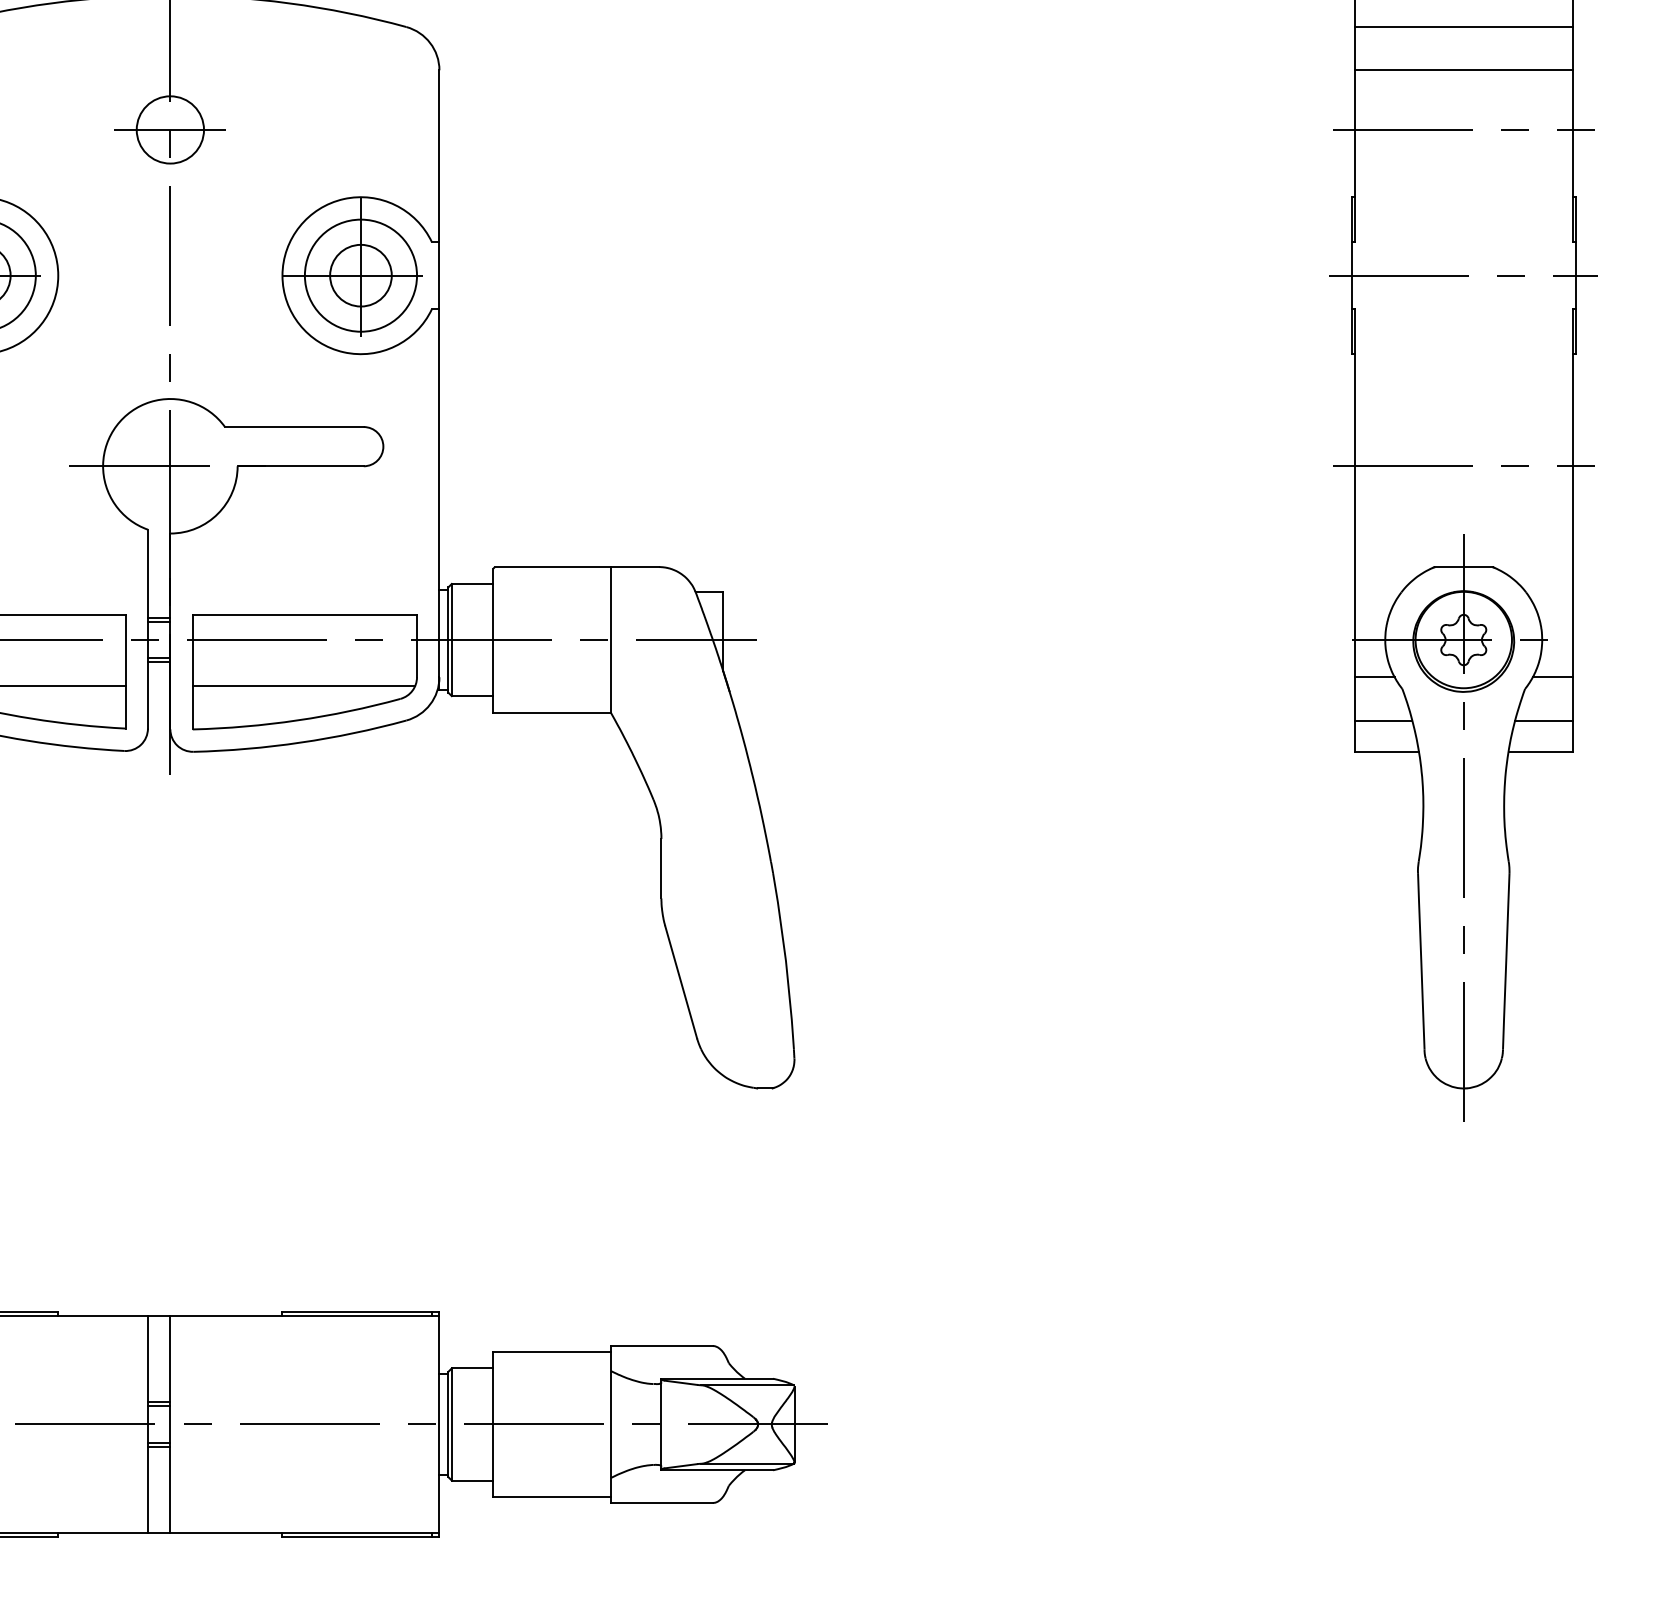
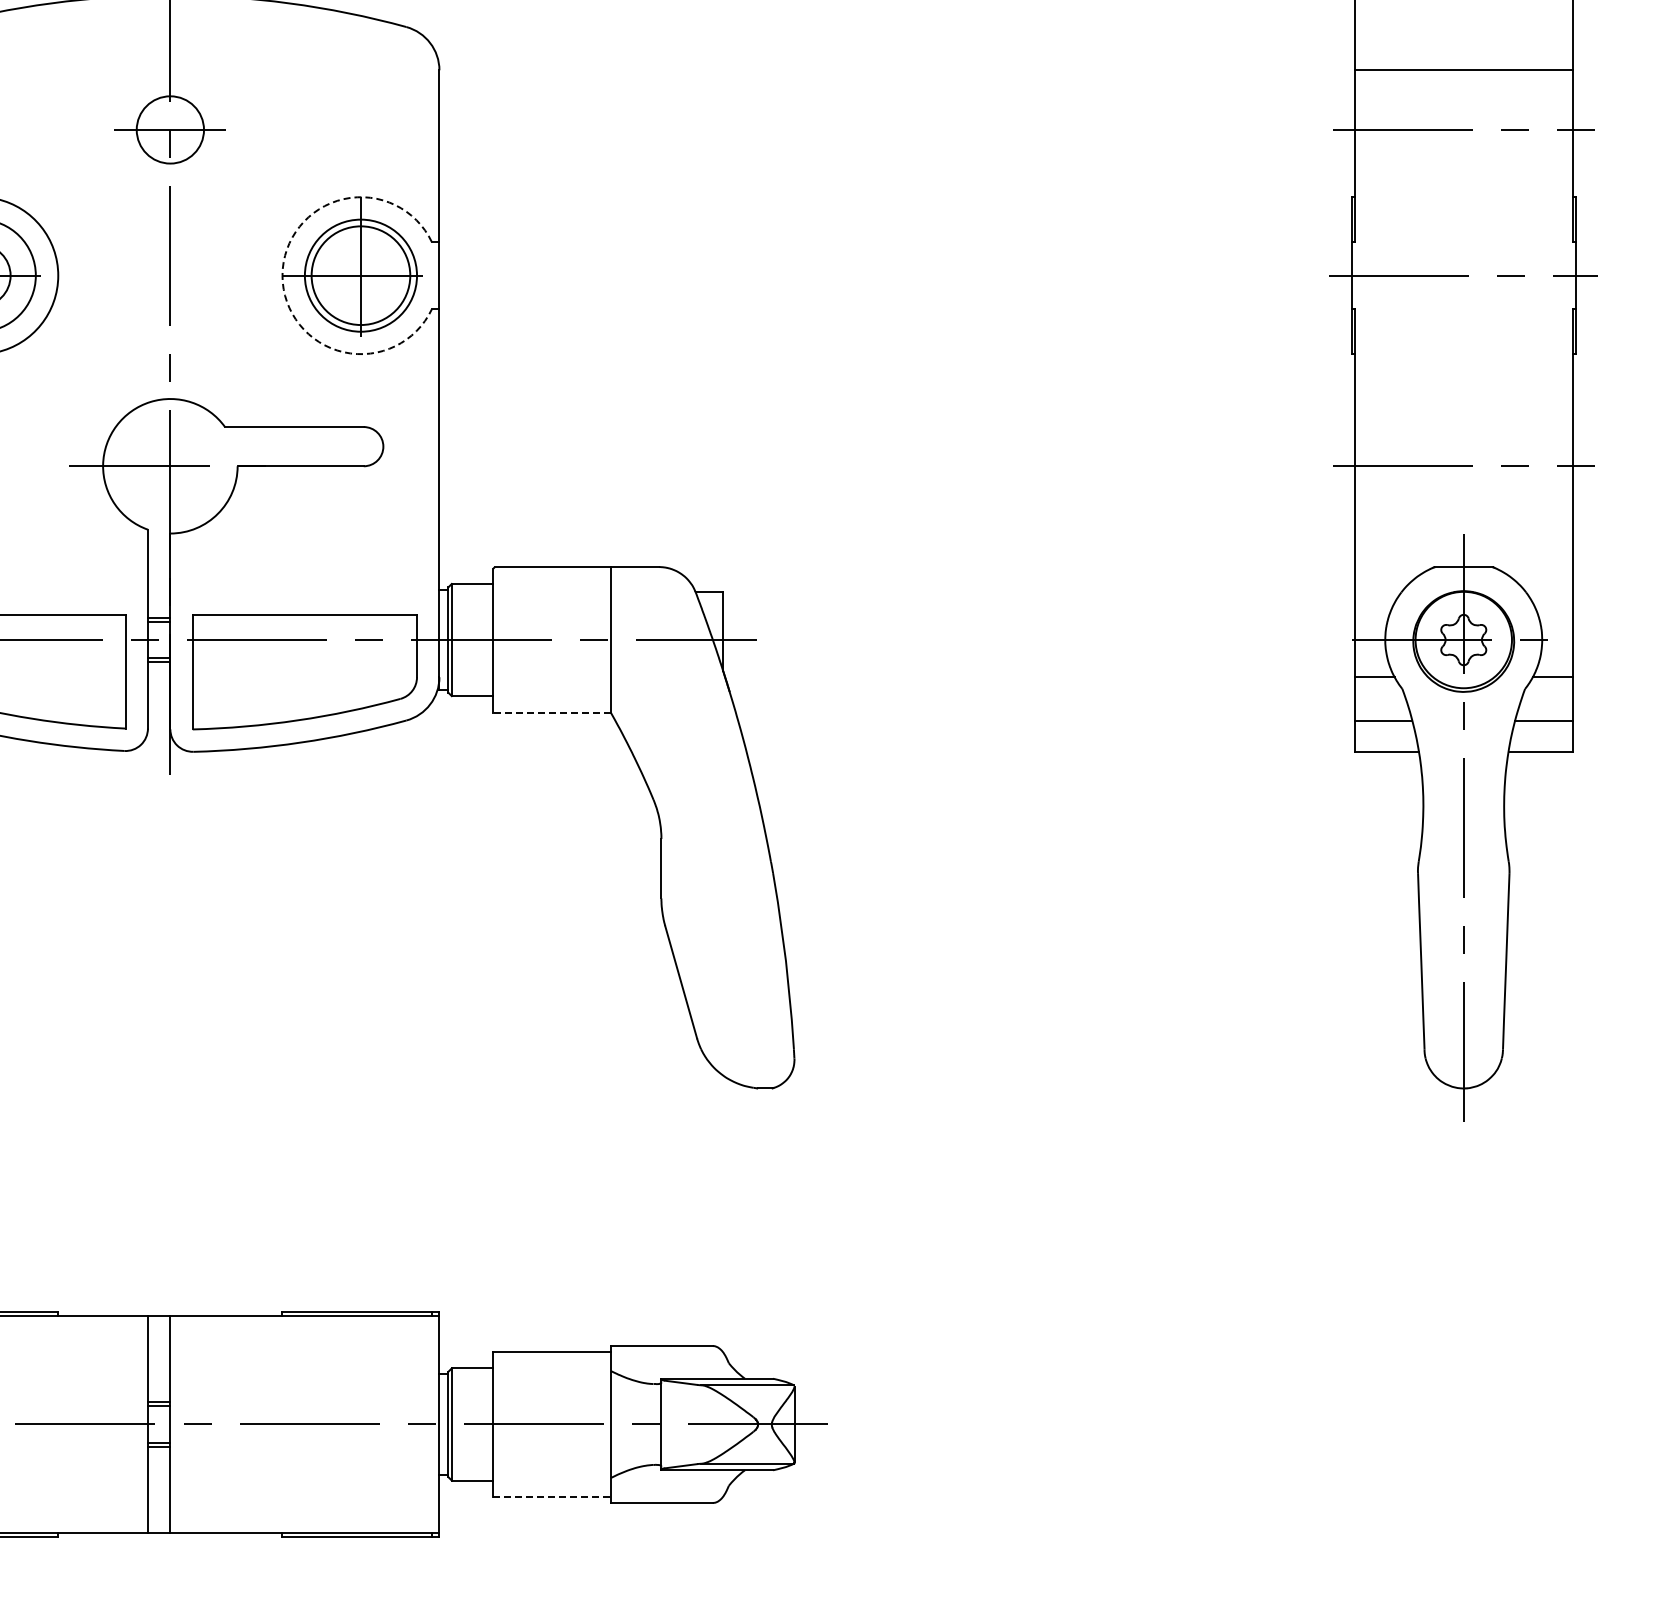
line: present -> none (1463, 27)
arc: solid -> dashed (282, 275)
circle diameter: 62 px -> 99 px (360, 275)
line: present -> none (63, 686)
line: present -> none (303, 686)
line: solid -> dashed (552, 712)
line: solid -> dashed (552, 1497)
